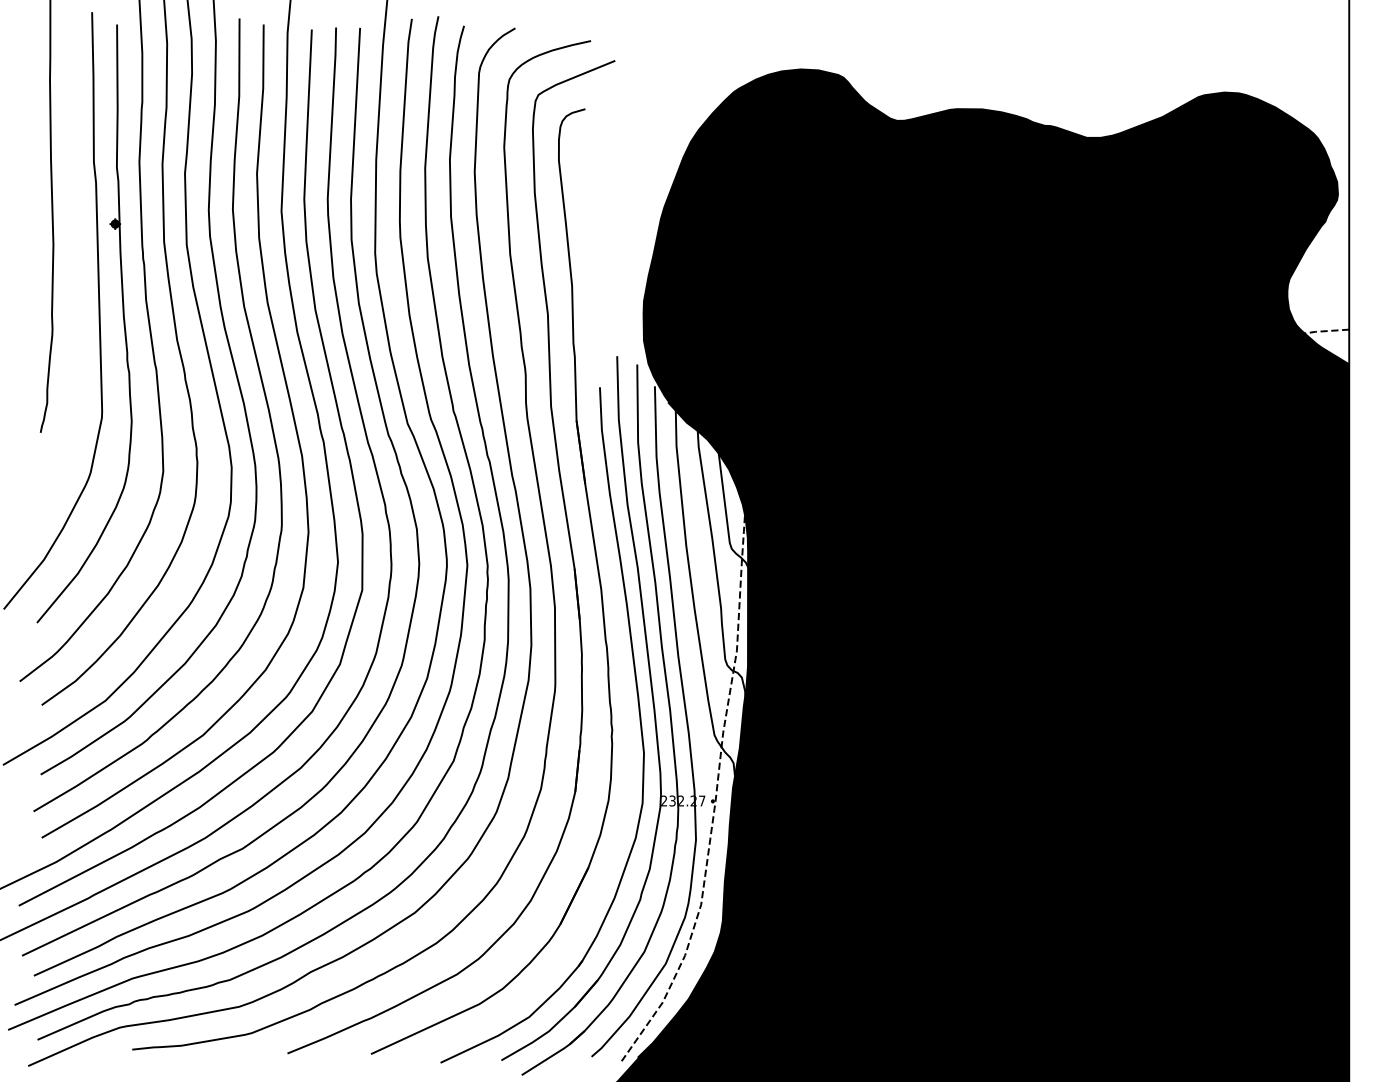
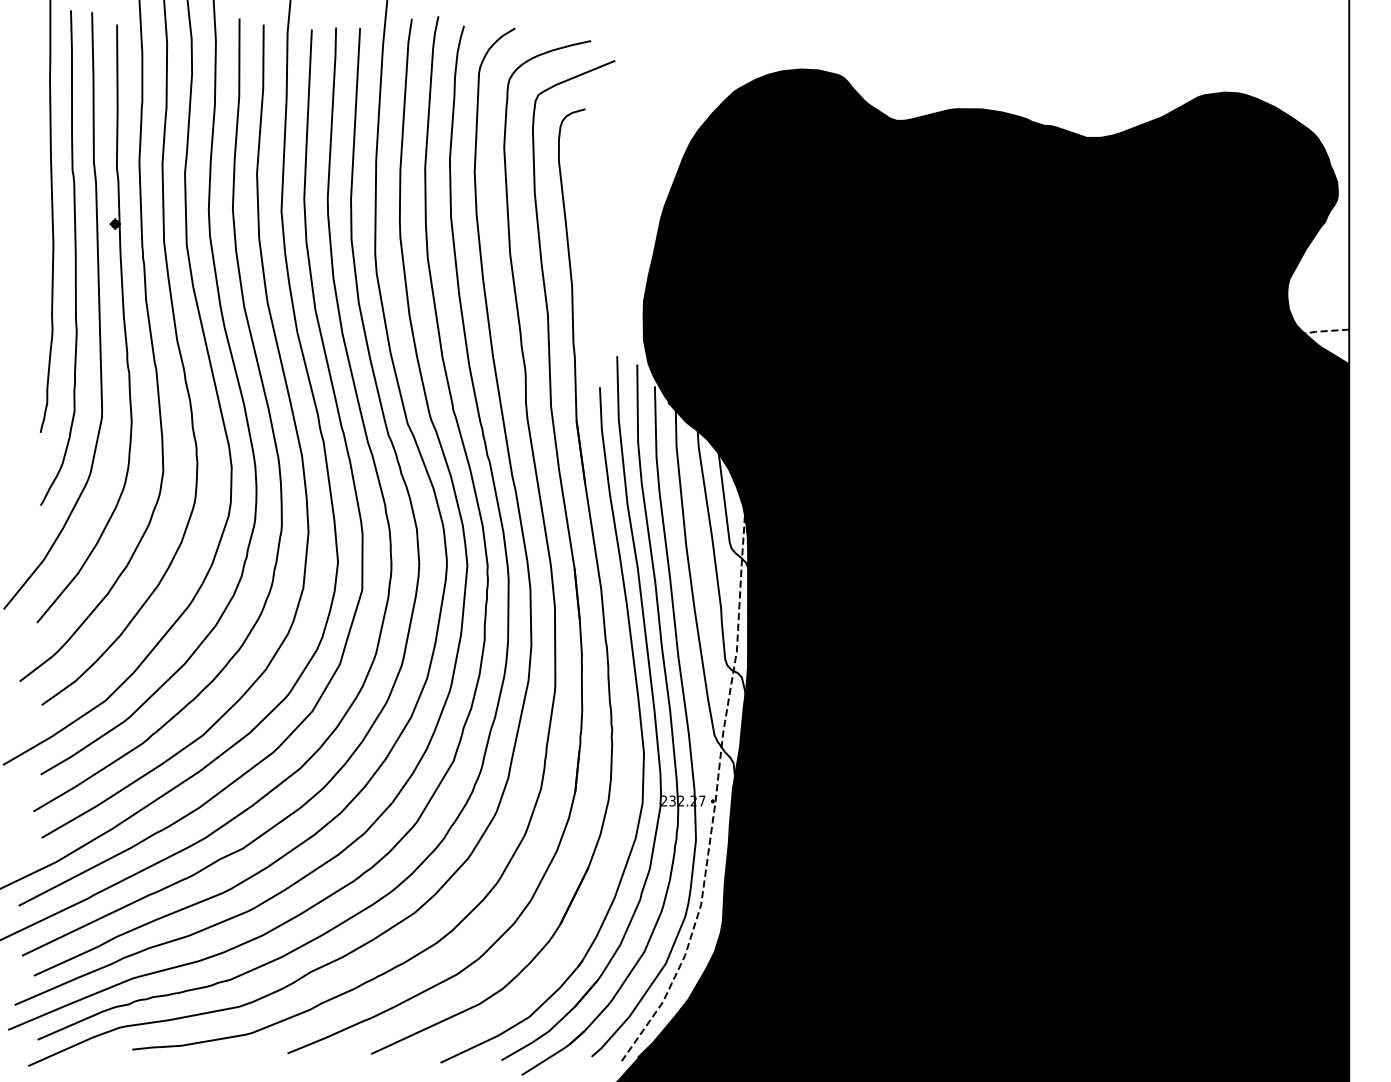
curve: none -> present (74, 257)
